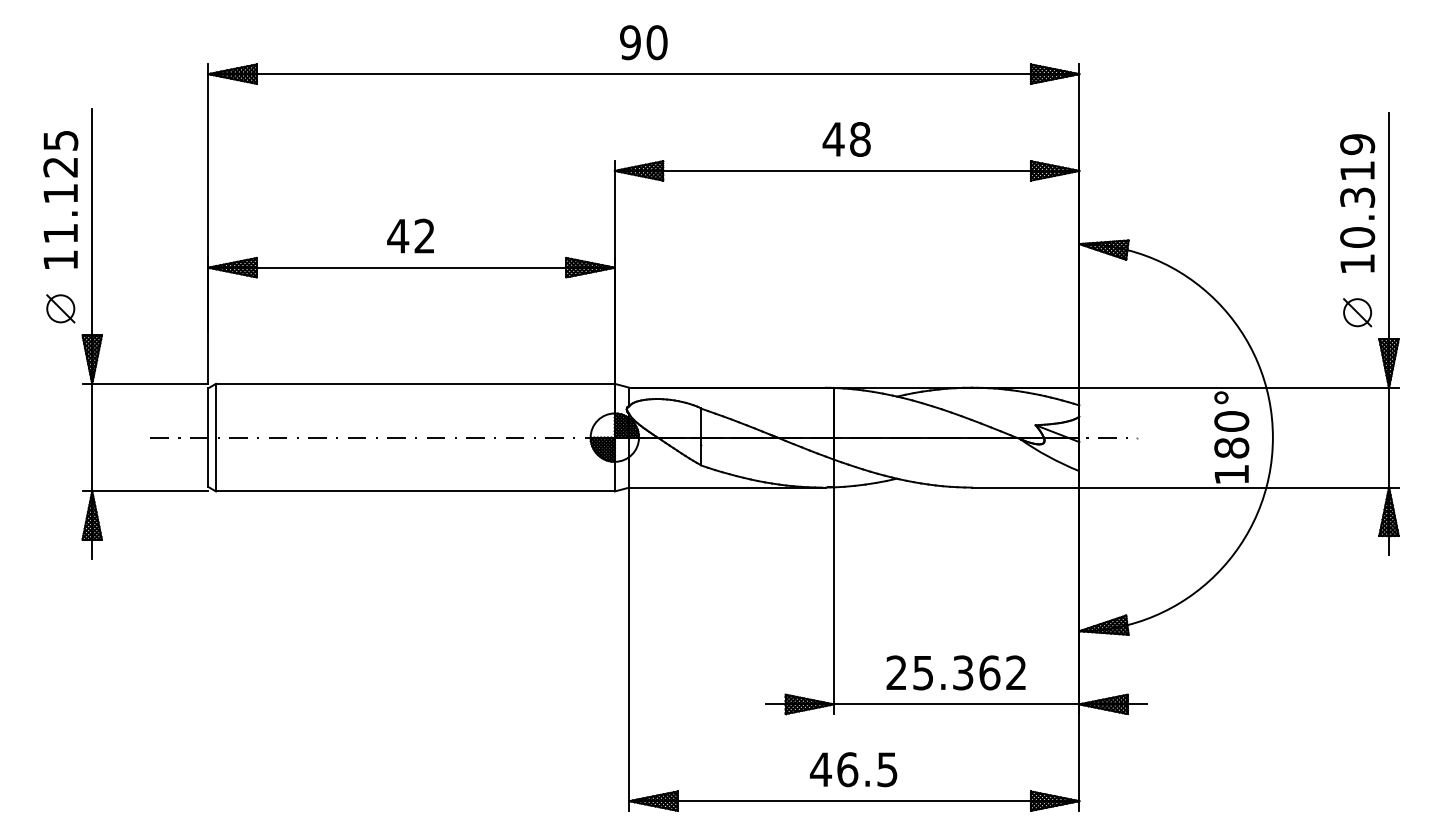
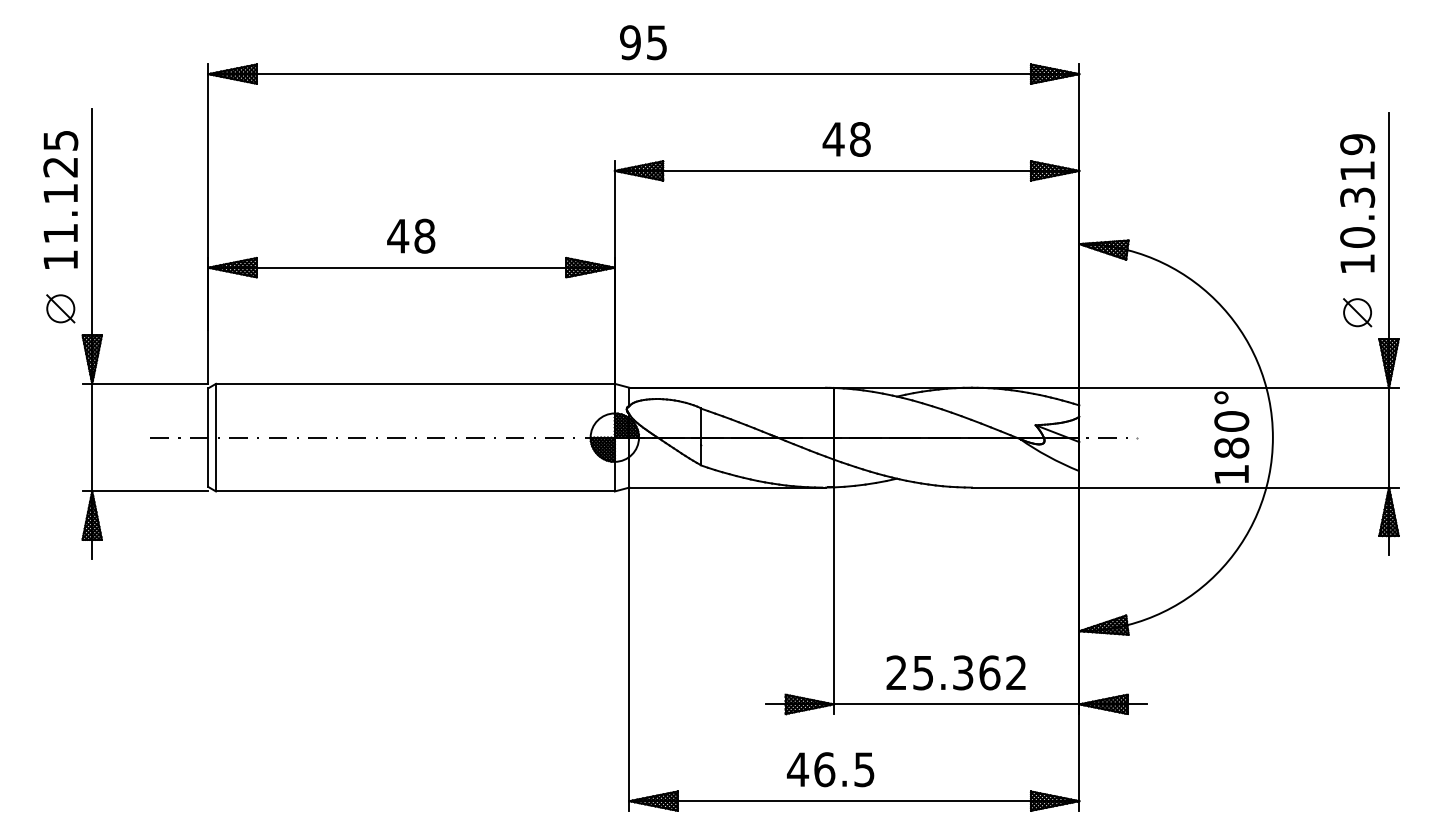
text: 90 -> 95 (656, 42)
text: 42 -> 48 (424, 235)
text position: (853, 769) -> (830, 769) (830, 769)
